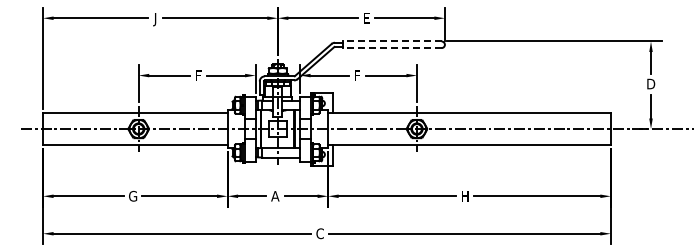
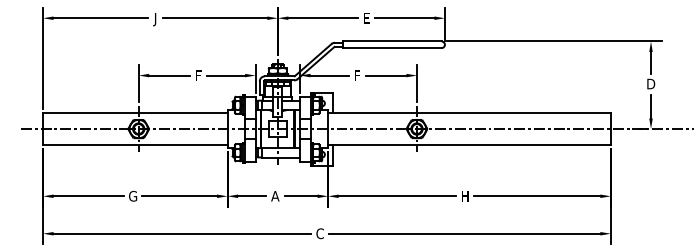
line: dashed -> solid (391, 41)
line: dashed -> solid (391, 48)
